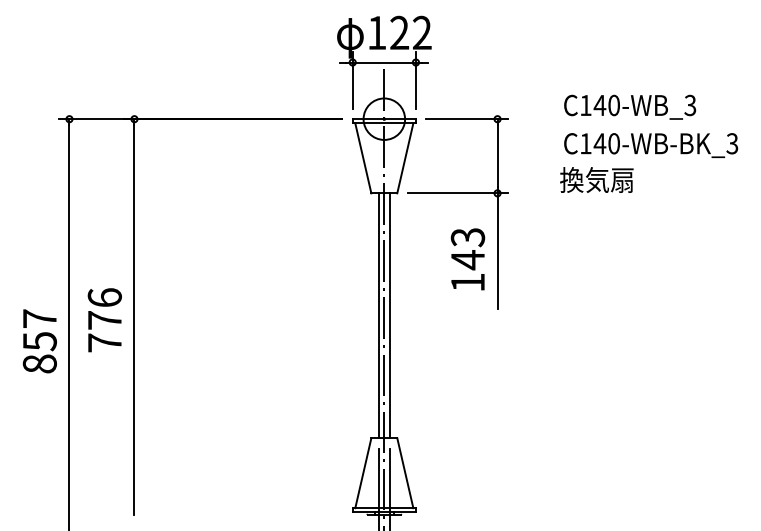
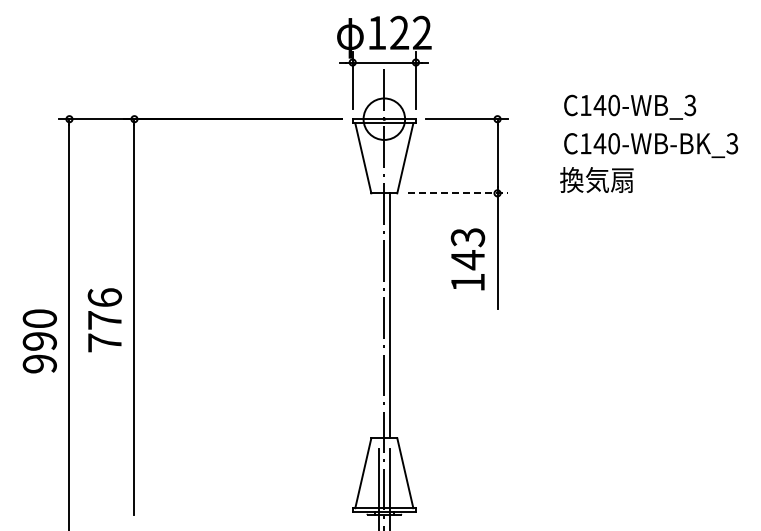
line: solid -> dashed (458, 193)
line: present -> none (378, 315)
text: 857 -> 990 (39, 341)
